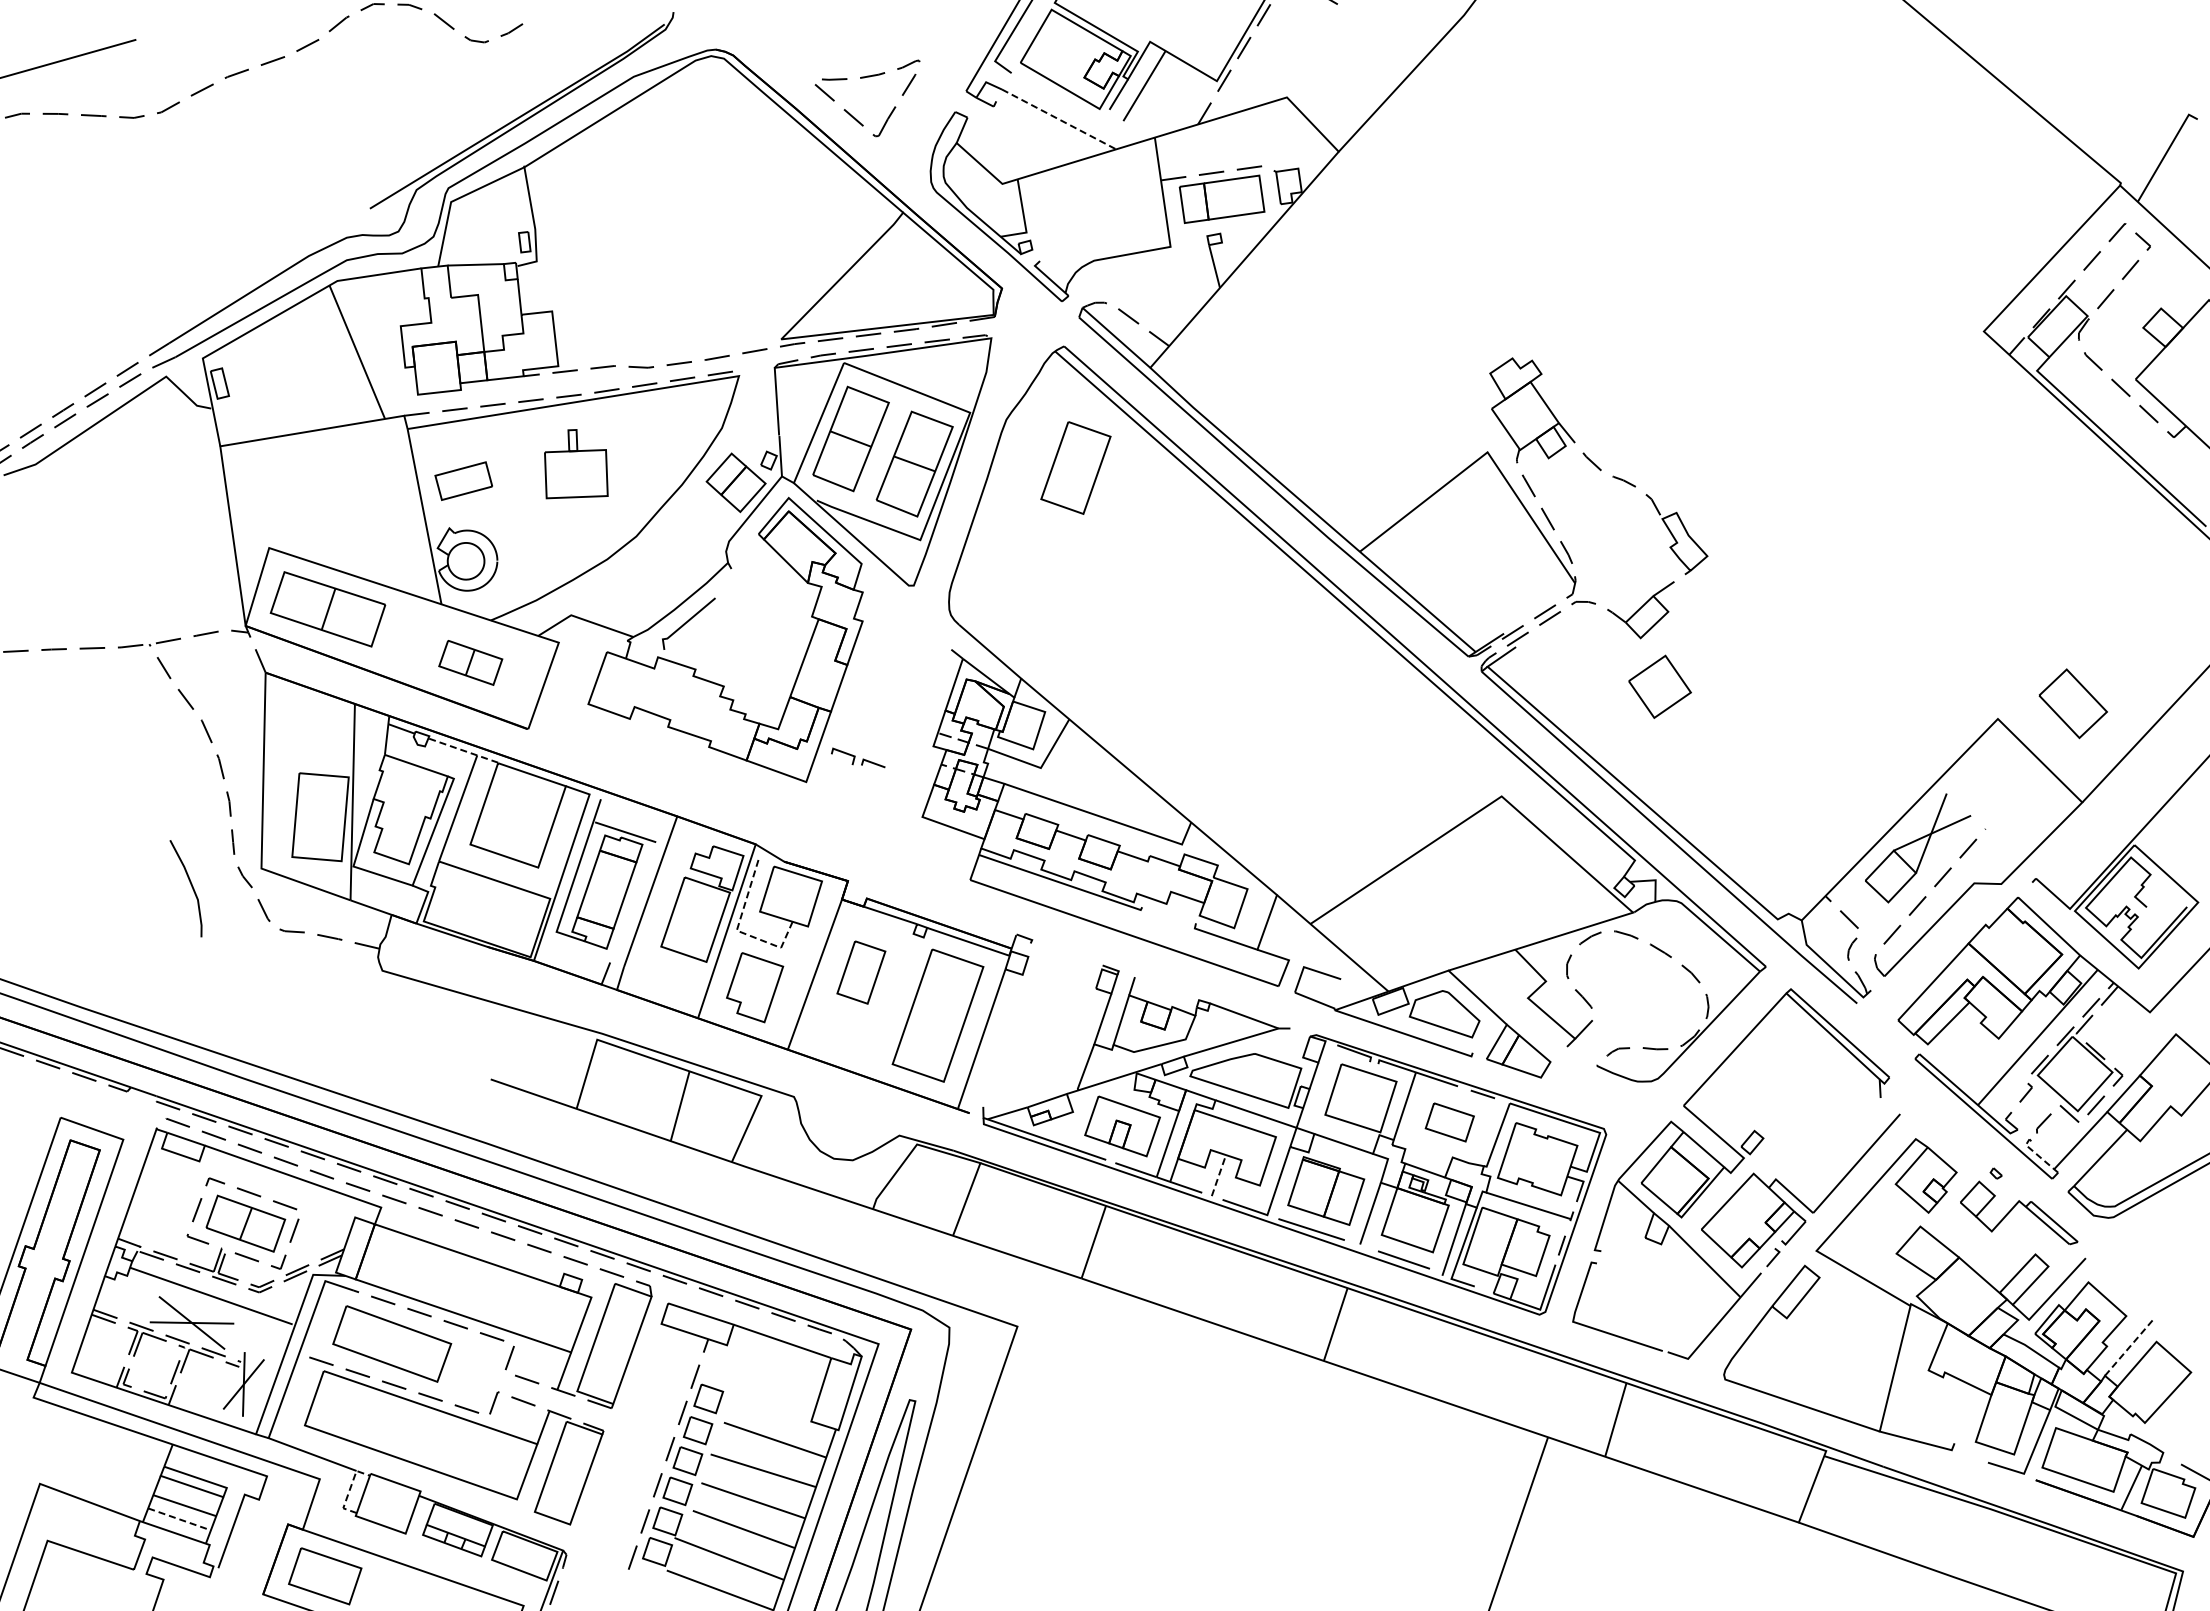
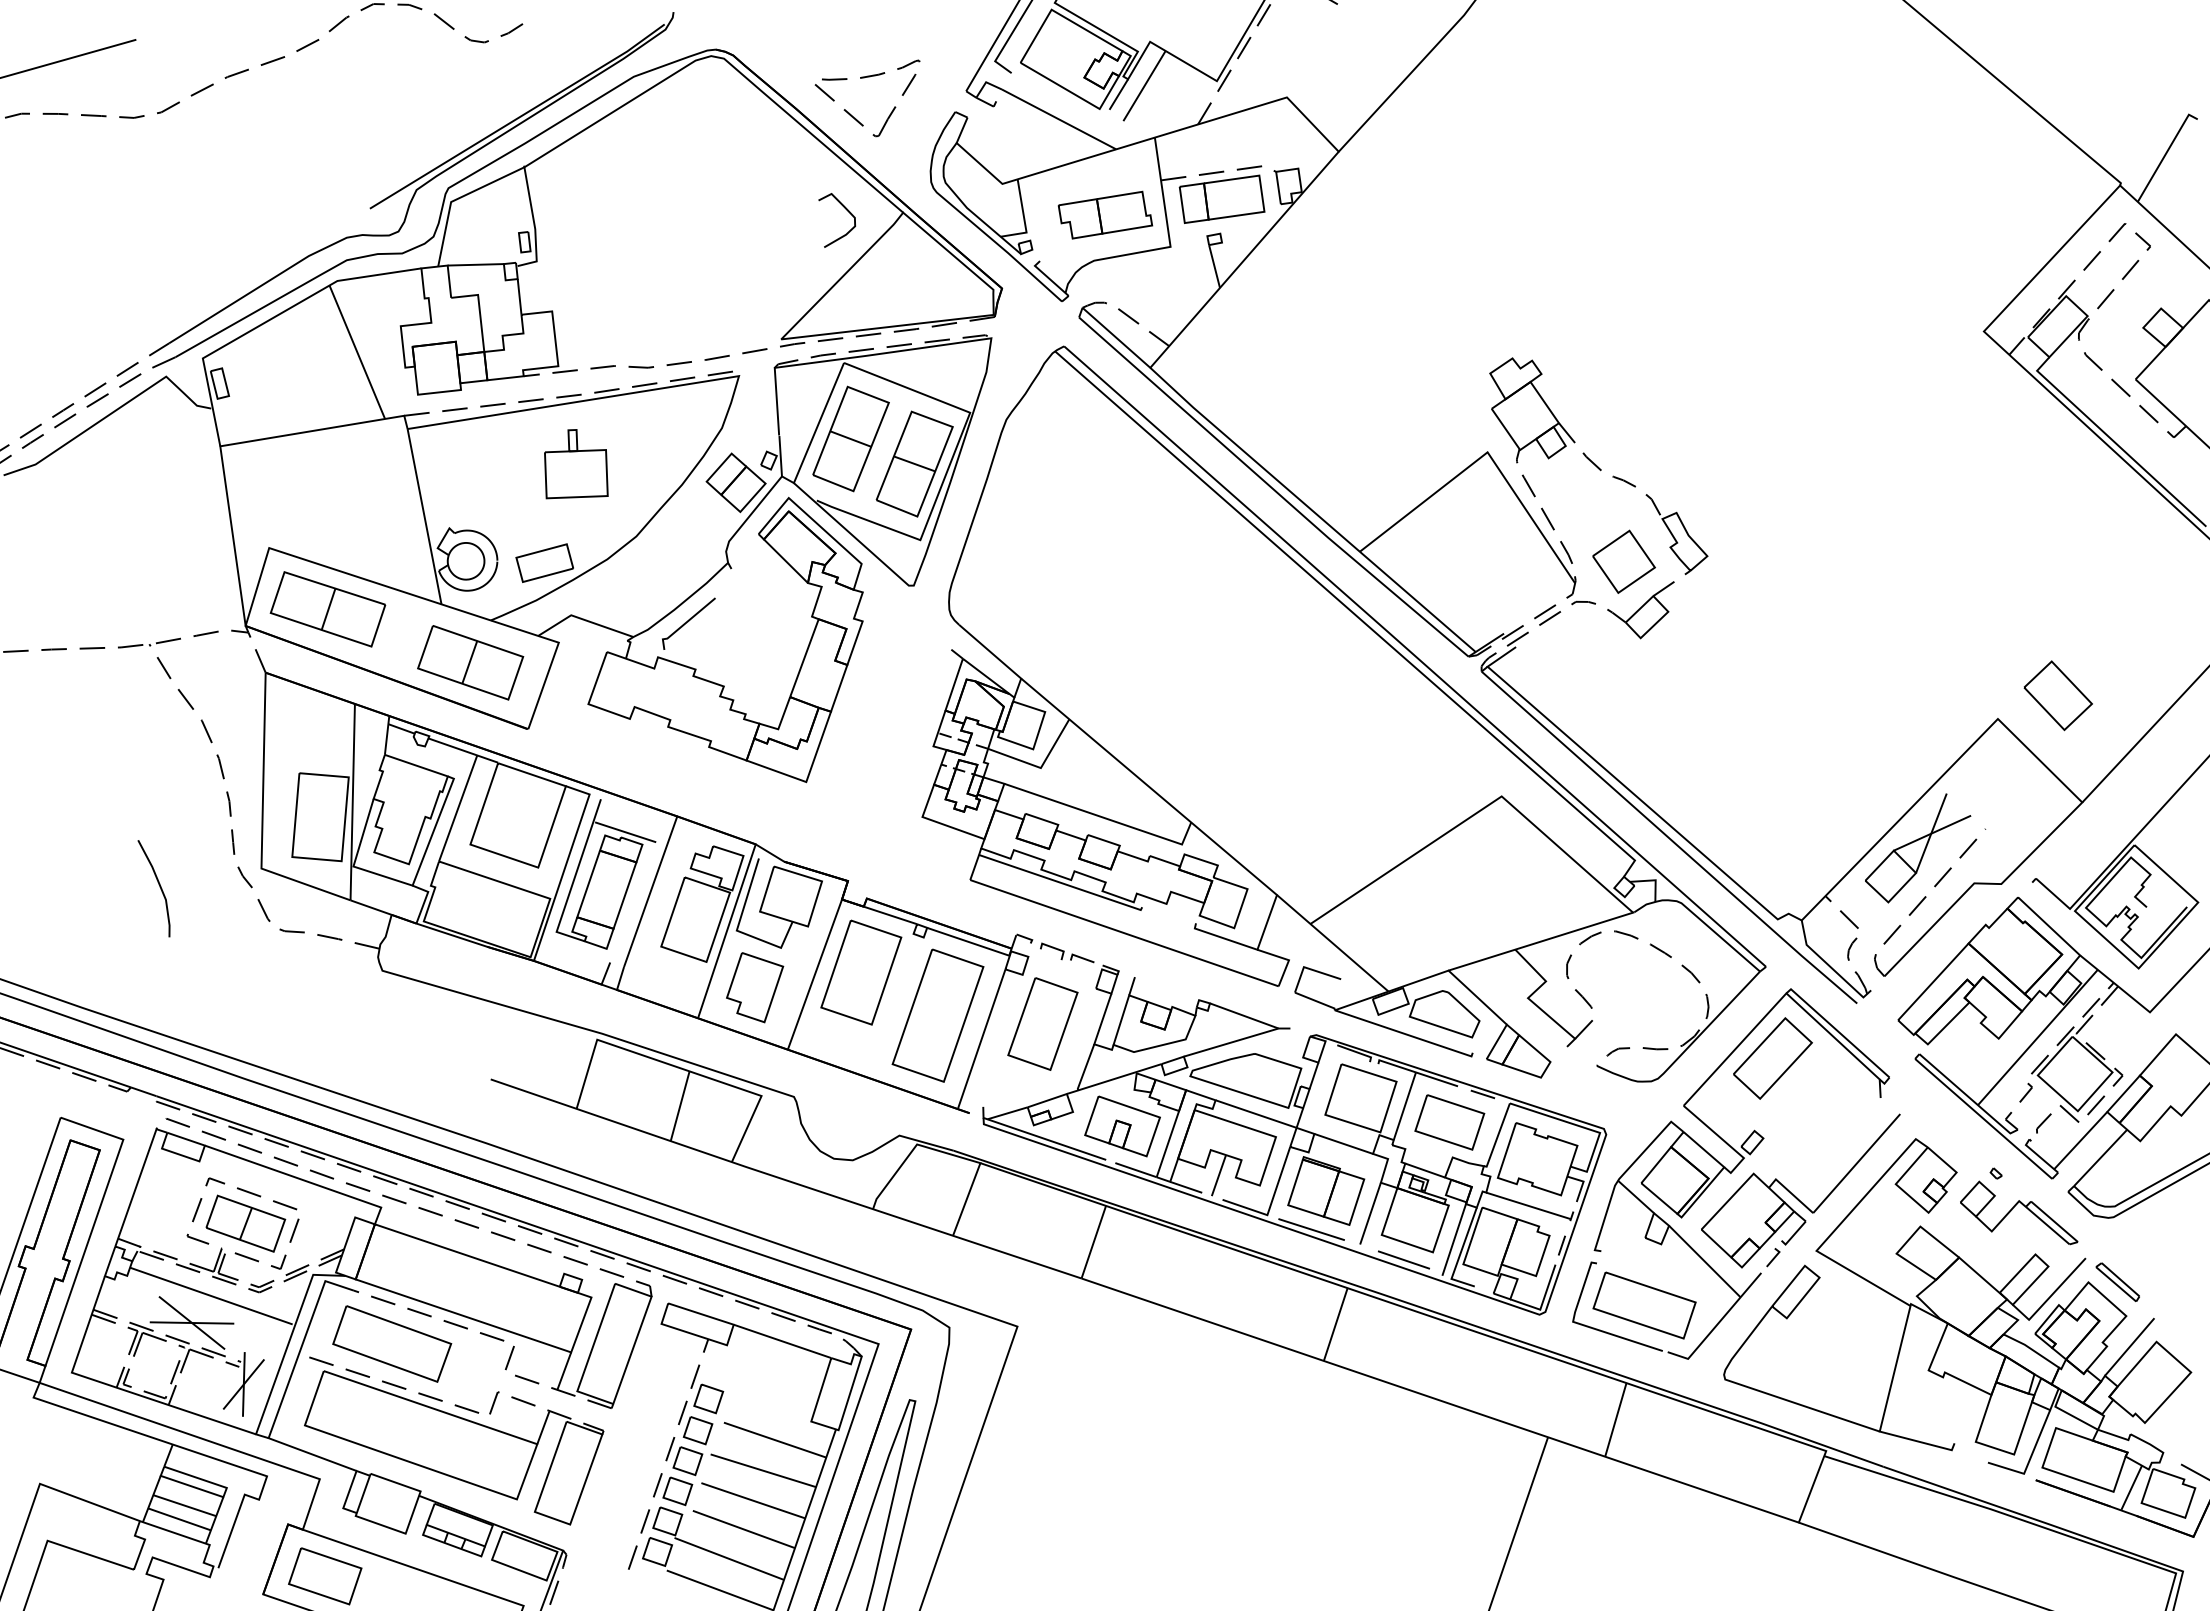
line: dashed -> solid (1059, 119)
curve: none -> present (846, 210)
part: none -> present (1105, 214)
part position: (1075, 467) -> (1042, 1023) (1042, 1023)
part position: (463, 480) -> (544, 562) (544, 562)
part size: 66x46 px -> 108x76 px (470, 662)
part position: (1659, 686) -> (1623, 561) (1623, 561)
part position: (2072, 703) -> (2057, 695) (2057, 695)
line: dashed -> solid (463, 750)
part position: (858, 757) -> (1067, 952) (1067, 952)
line position: (191, 887) -> (159, 887) (159, 887)
line: dashed -> solid (736, 930)
part size: 51x65 px -> 83x107 px (861, 972)
part: none -> present (1772, 1058)
part size: 51x41 px -> 72x57 px (1449, 1122)
line: dashed -> solid (2038, 1156)
line: dashed -> solid (1218, 1175)
part: none -> present (2117, 1281)
part: none -> present (1644, 1305)
line: dashed -> solid (2129, 1347)
line: dashed -> solid (349, 1489)
line: dashed -> solid (180, 1519)
